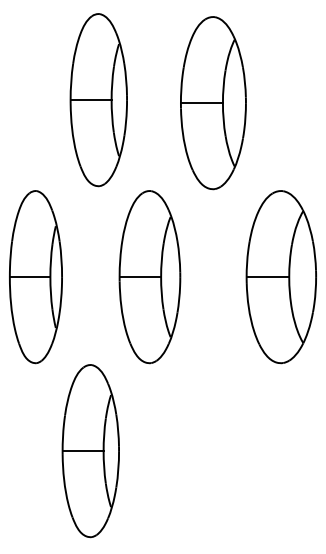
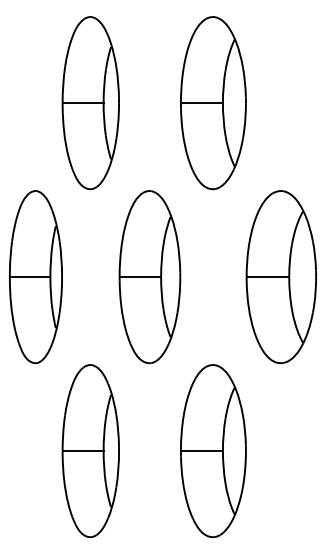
part position: (98, 100) -> (90, 103) (90, 103)
part: none -> present (213, 451)
